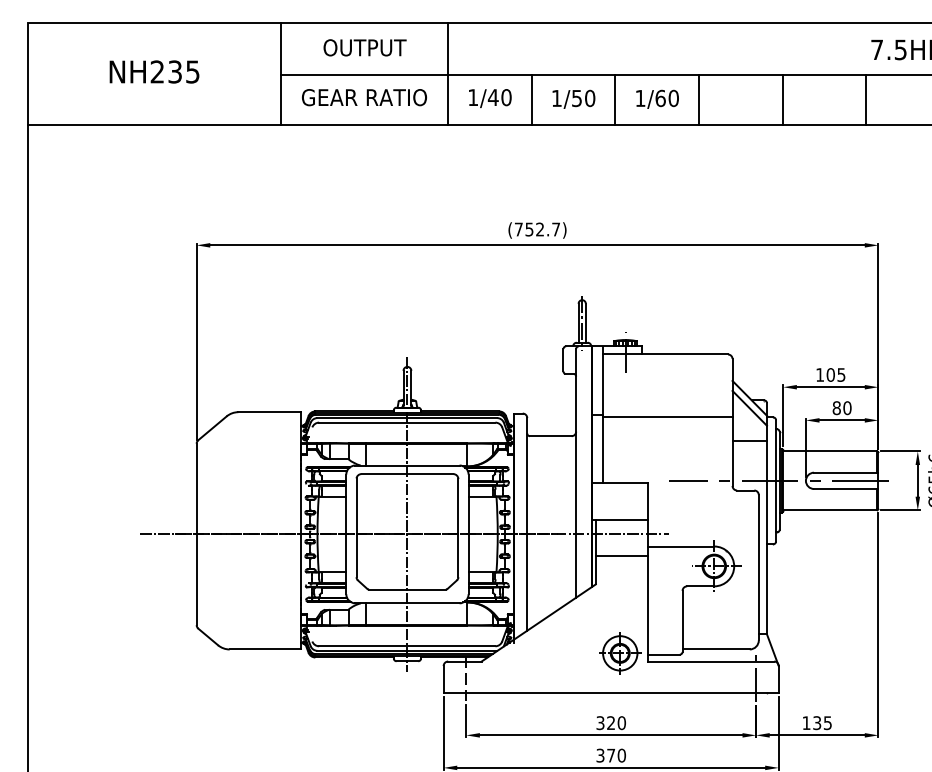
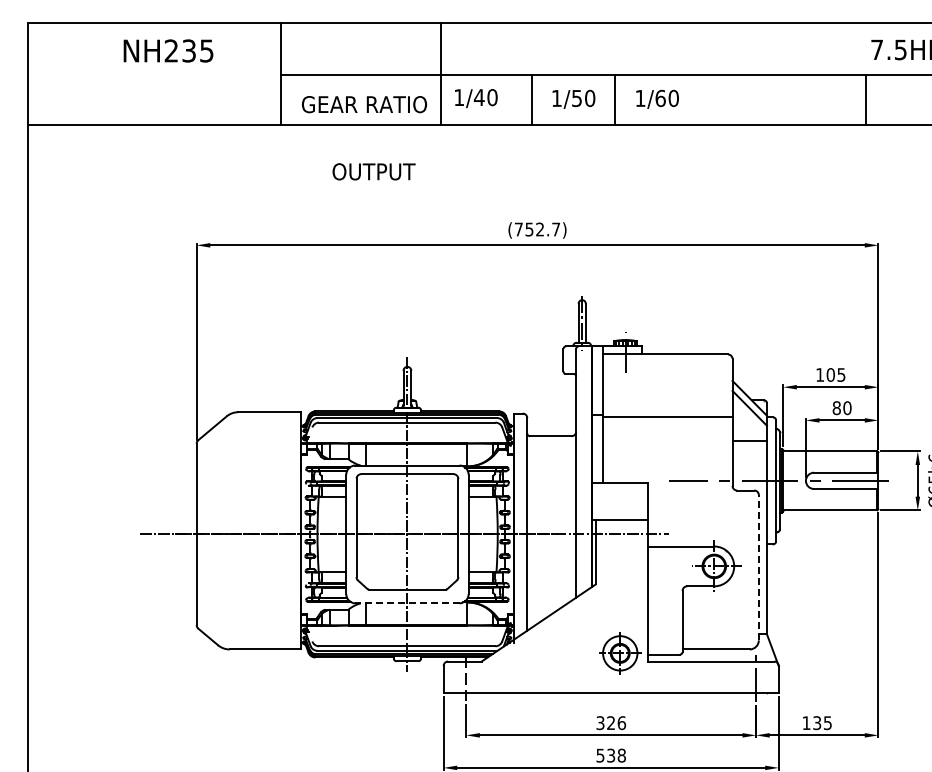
text position: (364, 47) -> (373, 171) (373, 171)
text position: (154, 71) -> (168, 50) (168, 50)
line position: (448, 73) -> (441, 73) (441, 73)
text position: (364, 97) -> (364, 104) (364, 104)
text position: (490, 98) -> (476, 98) (476, 98)
line: present -> none (699, 99)
line: present -> none (782, 99)
line: present -> none (621, 555)
line: solid -> dashed (758, 567)
line: solid -> dashed (406, 603)
text: 320 -> 326 (621, 722)
text: 370 -> 538 (610, 755)
